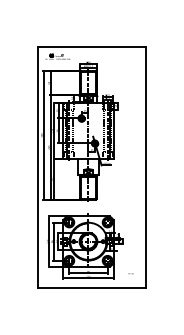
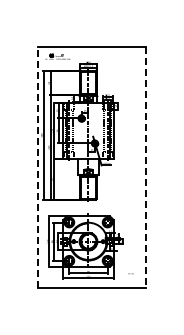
line: solid -> dashed (37, 167)
line: solid -> dashed (146, 167)
